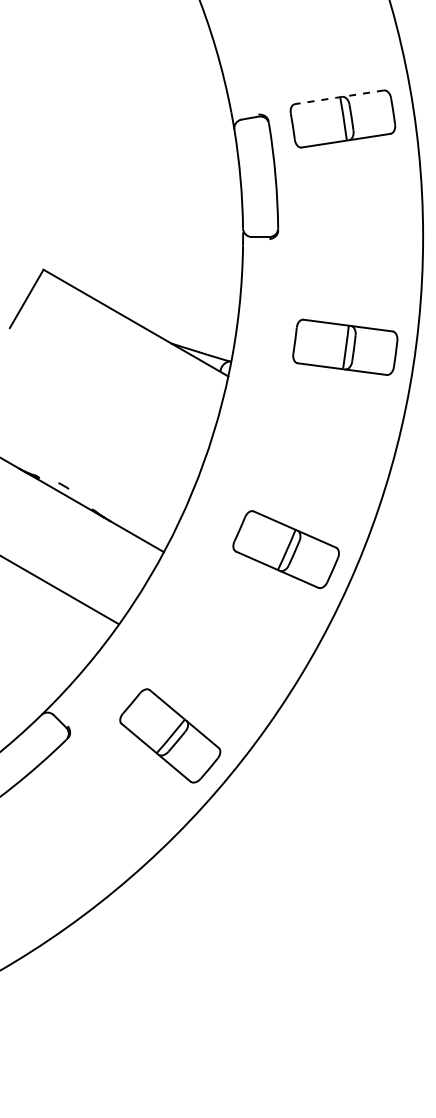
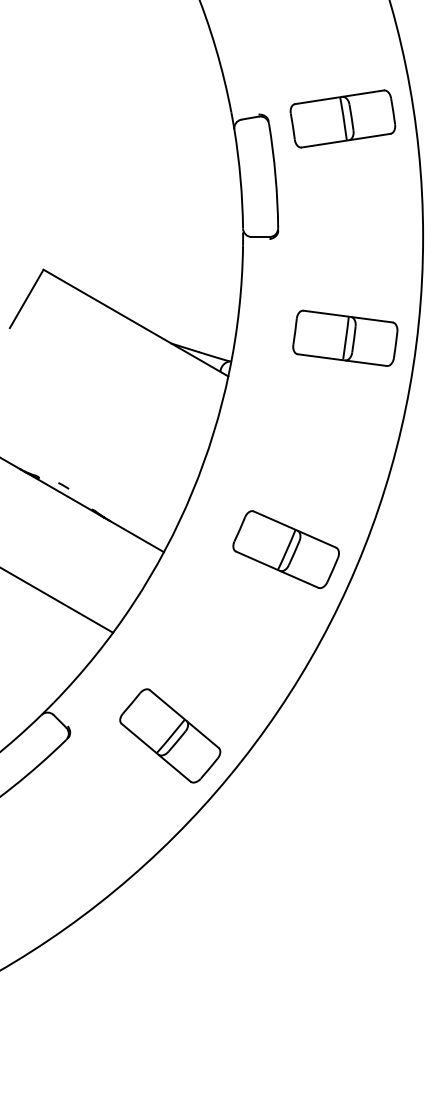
line: dashed -> solid (339, 97)
part position: (345, 346) -> (345, 337) (345, 337)
line position: (60, 590) -> (57, 600) (57, 600)
